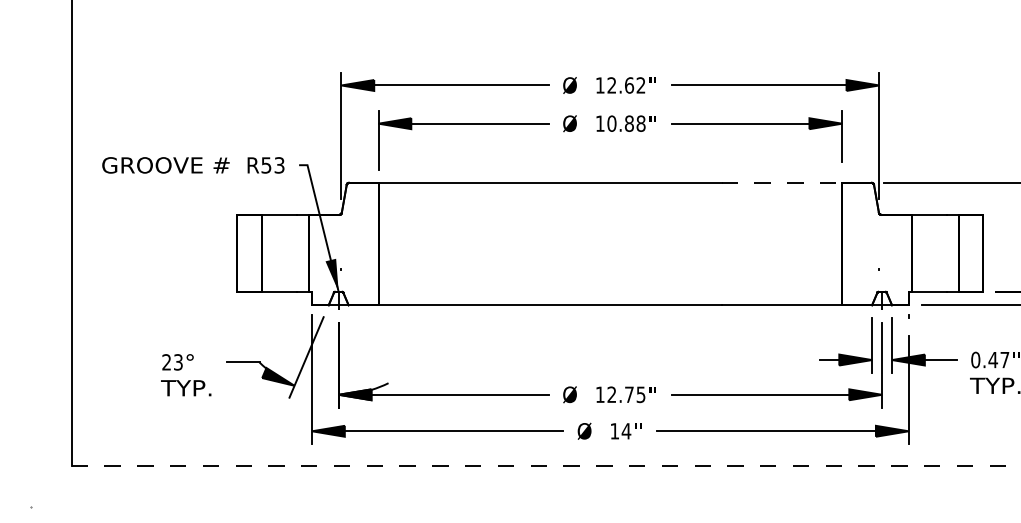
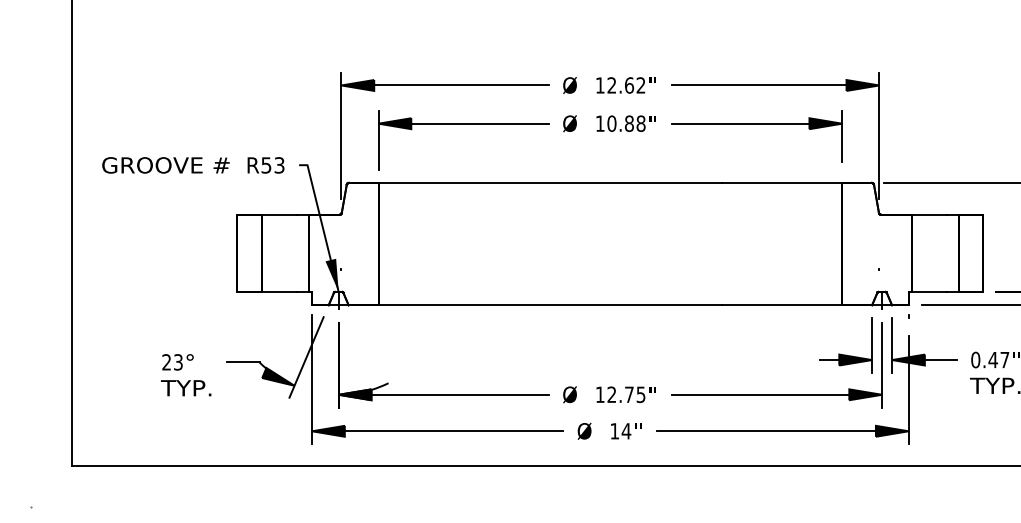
line: dashed -> solid (782, 182)
line: dashed -> solid (546, 466)
